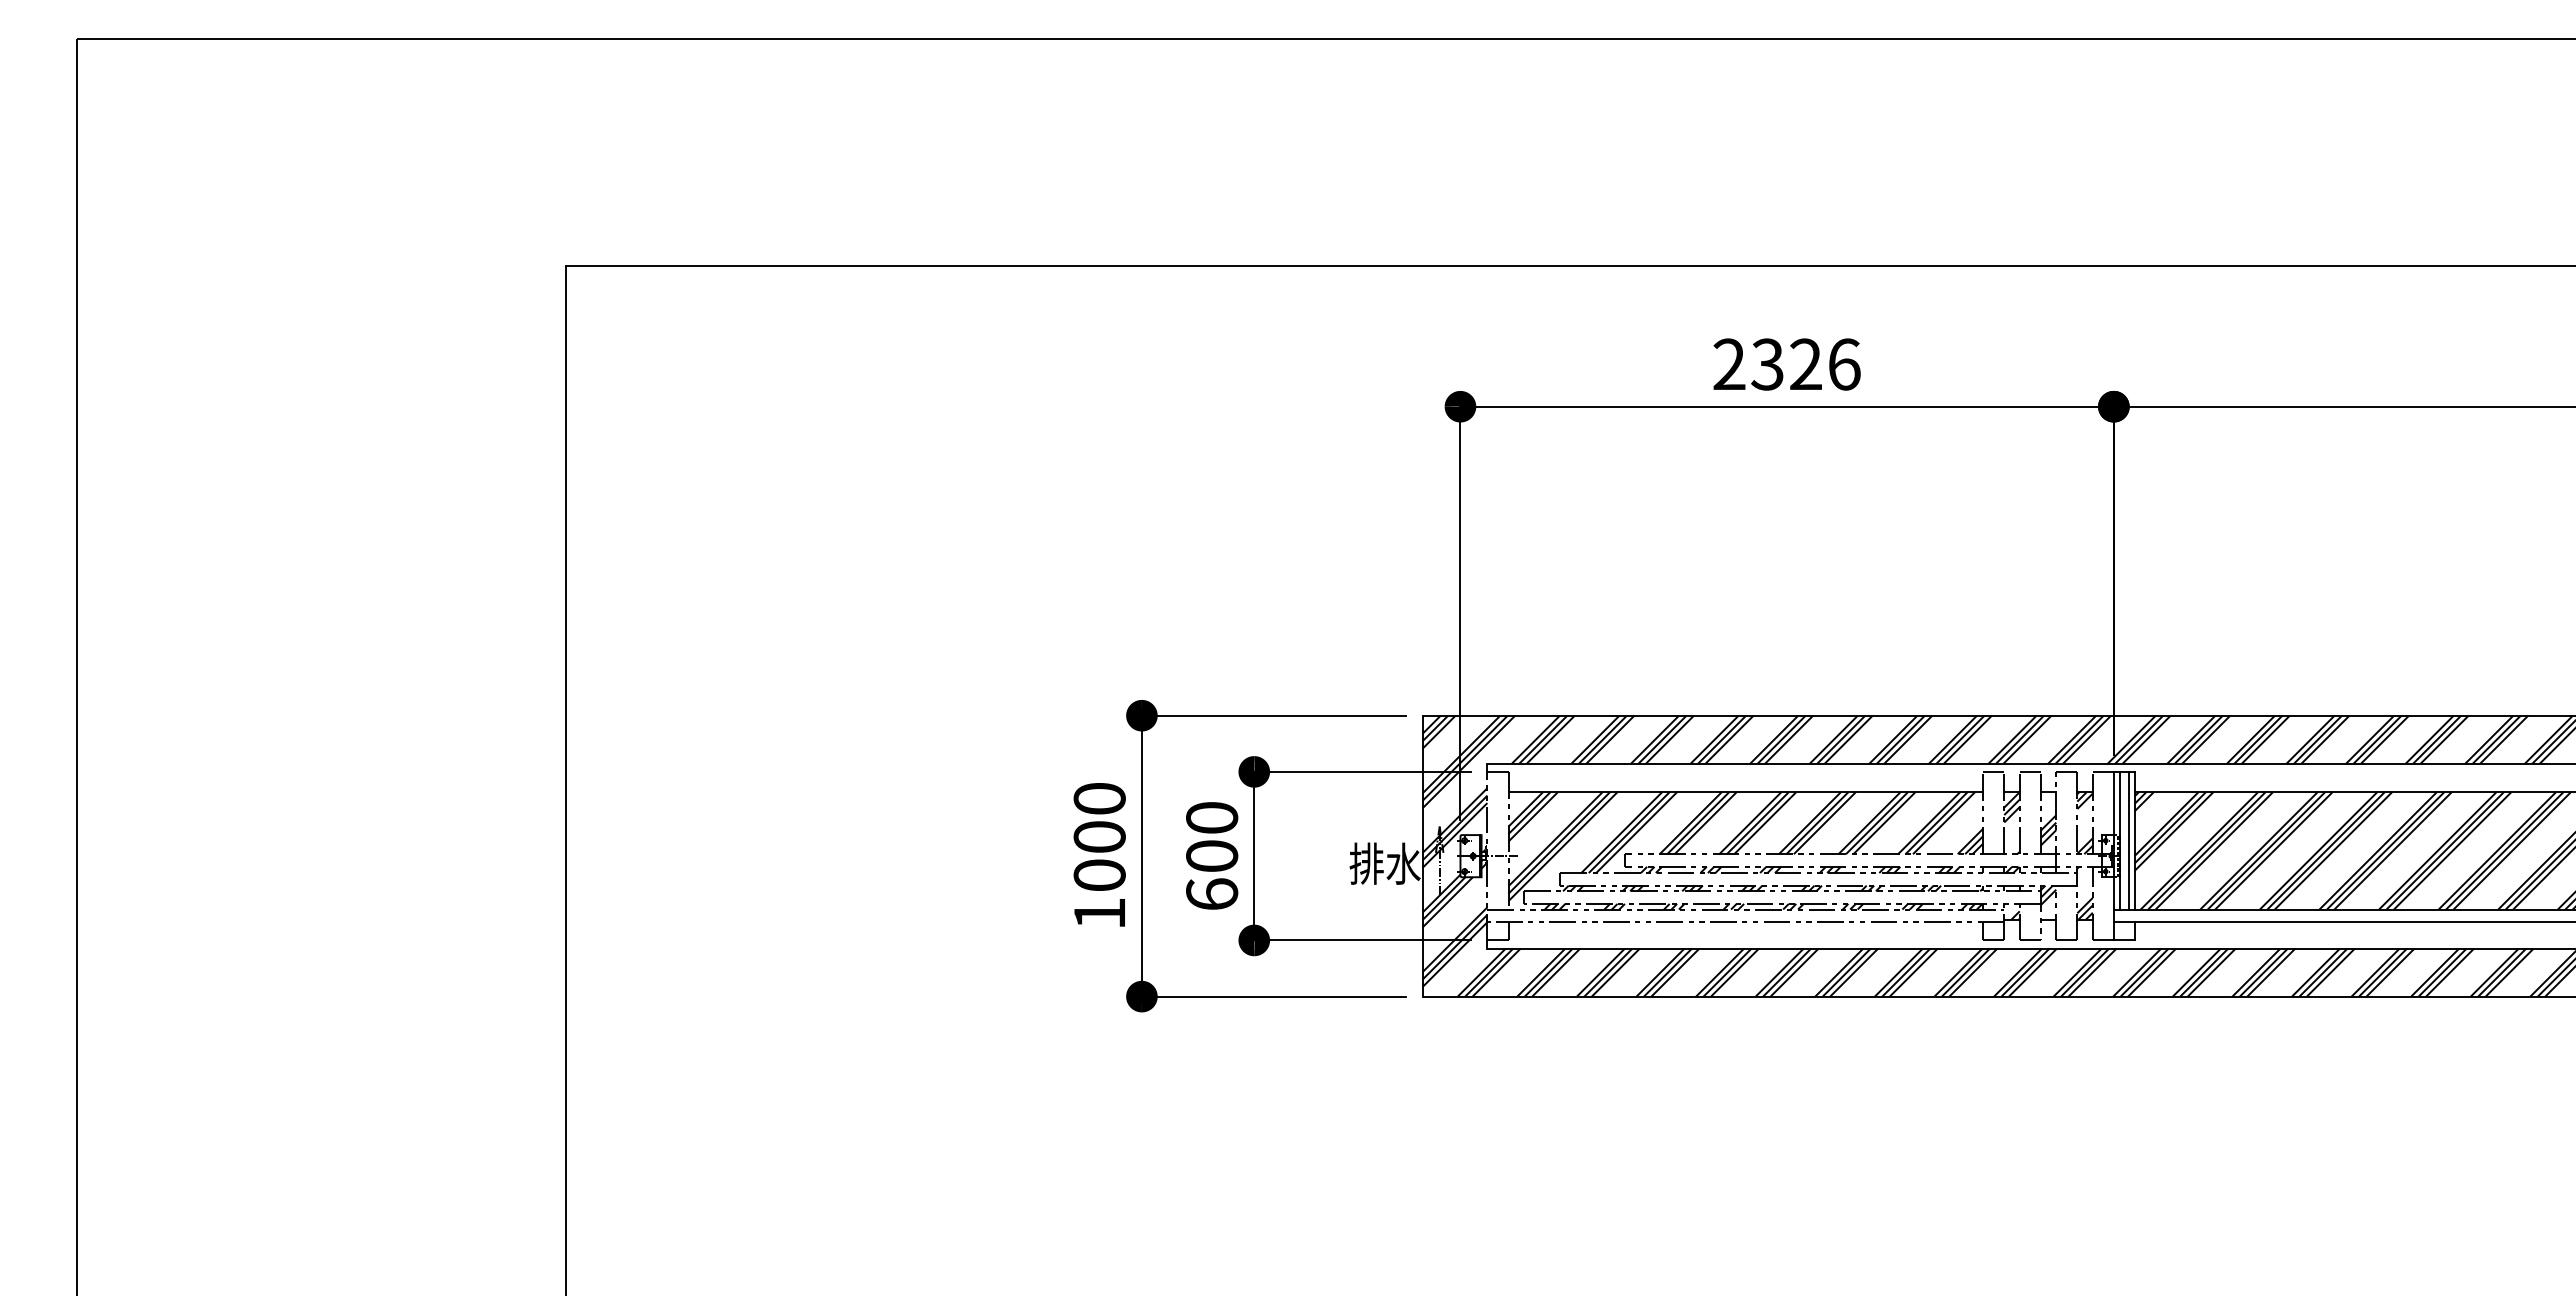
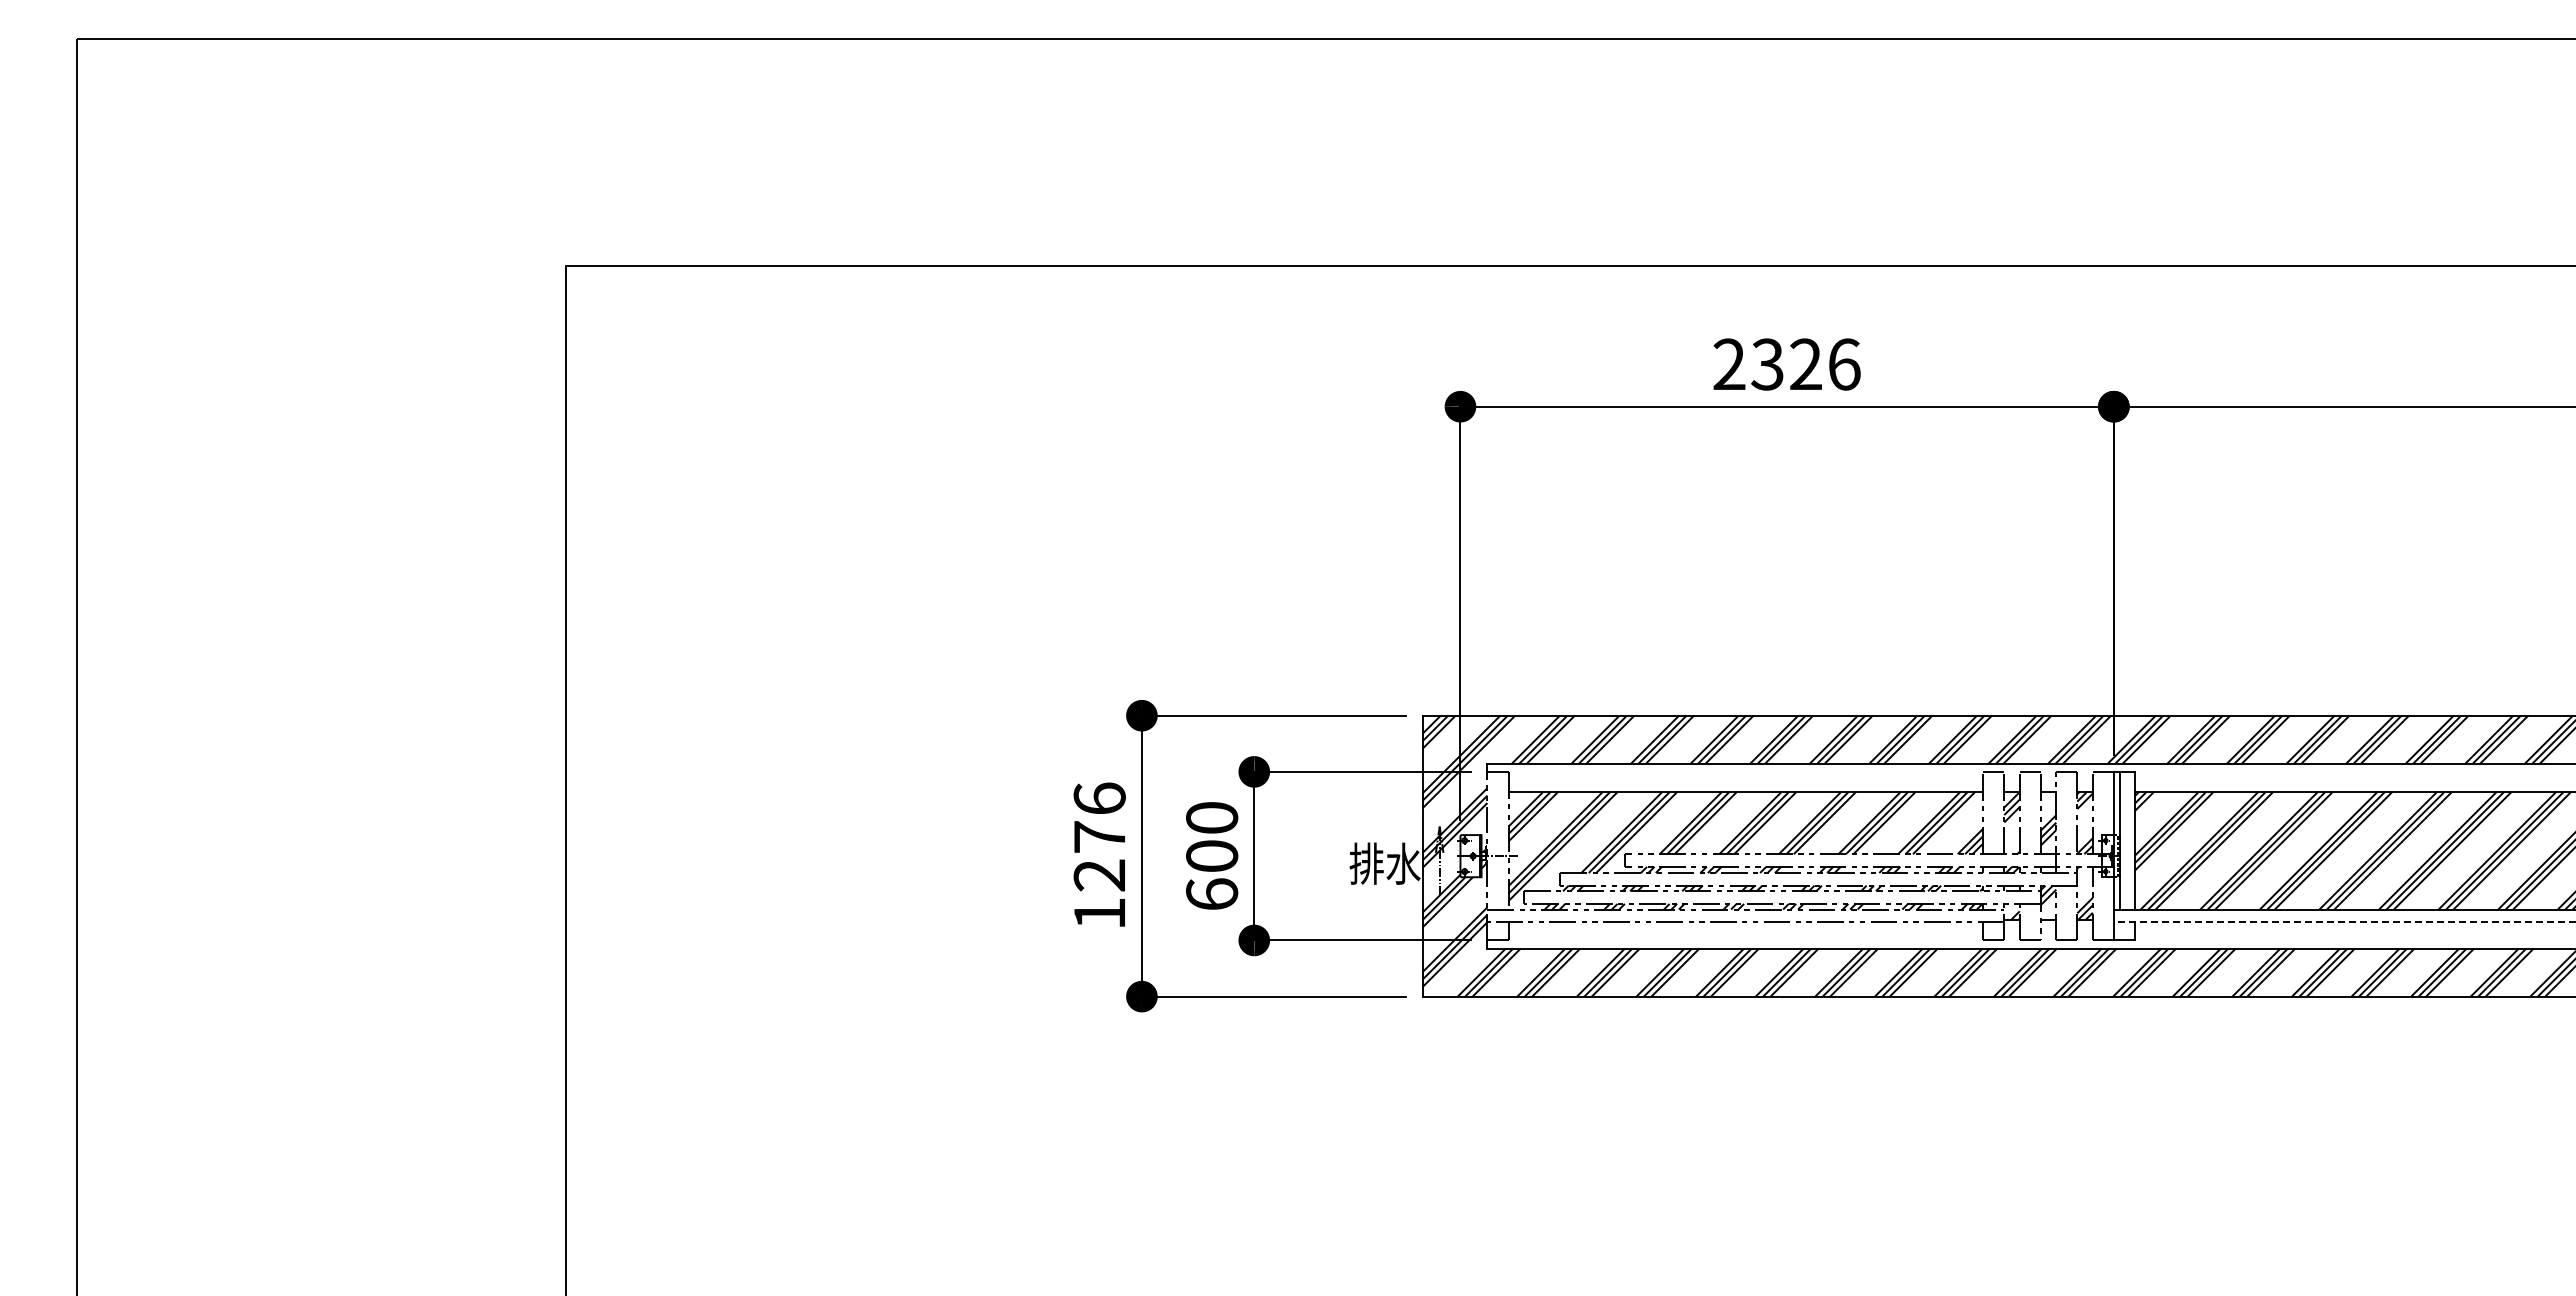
text: 1000 -> 1276 (1099, 836)
line: present -> none (2128, 840)
line: solid -> dashed (2344, 922)
